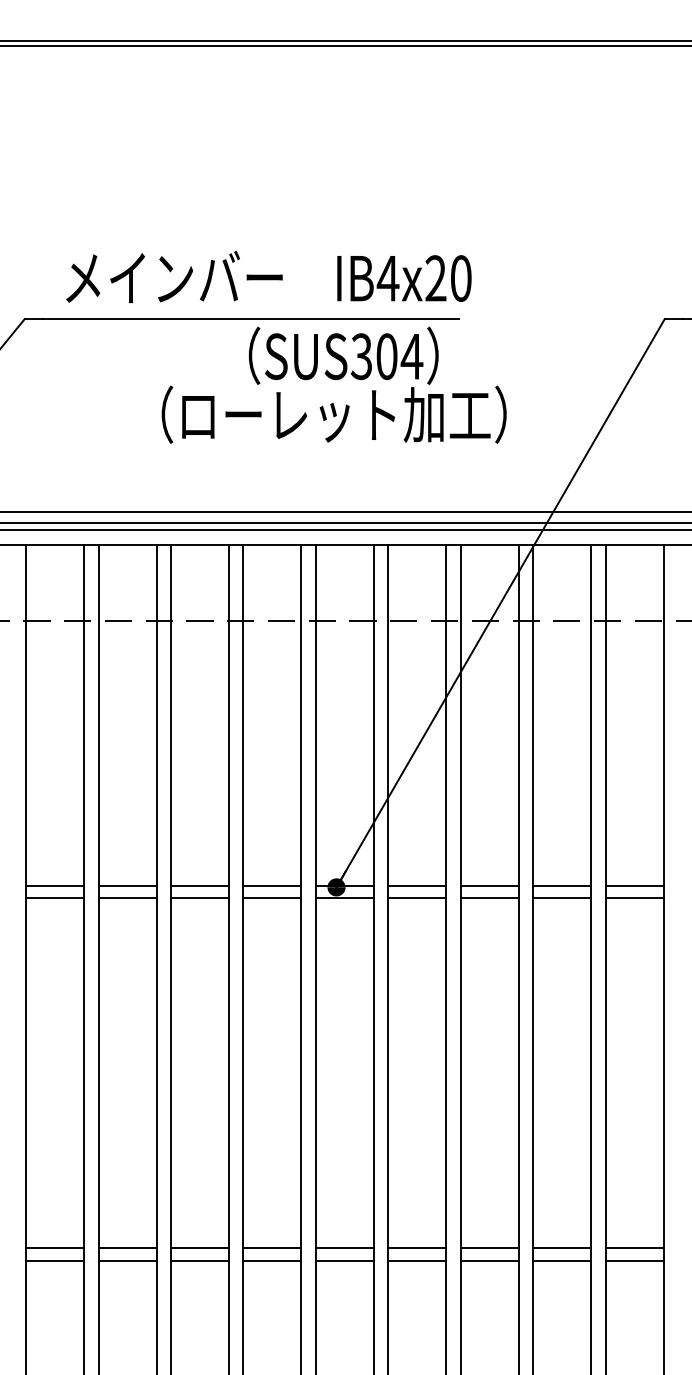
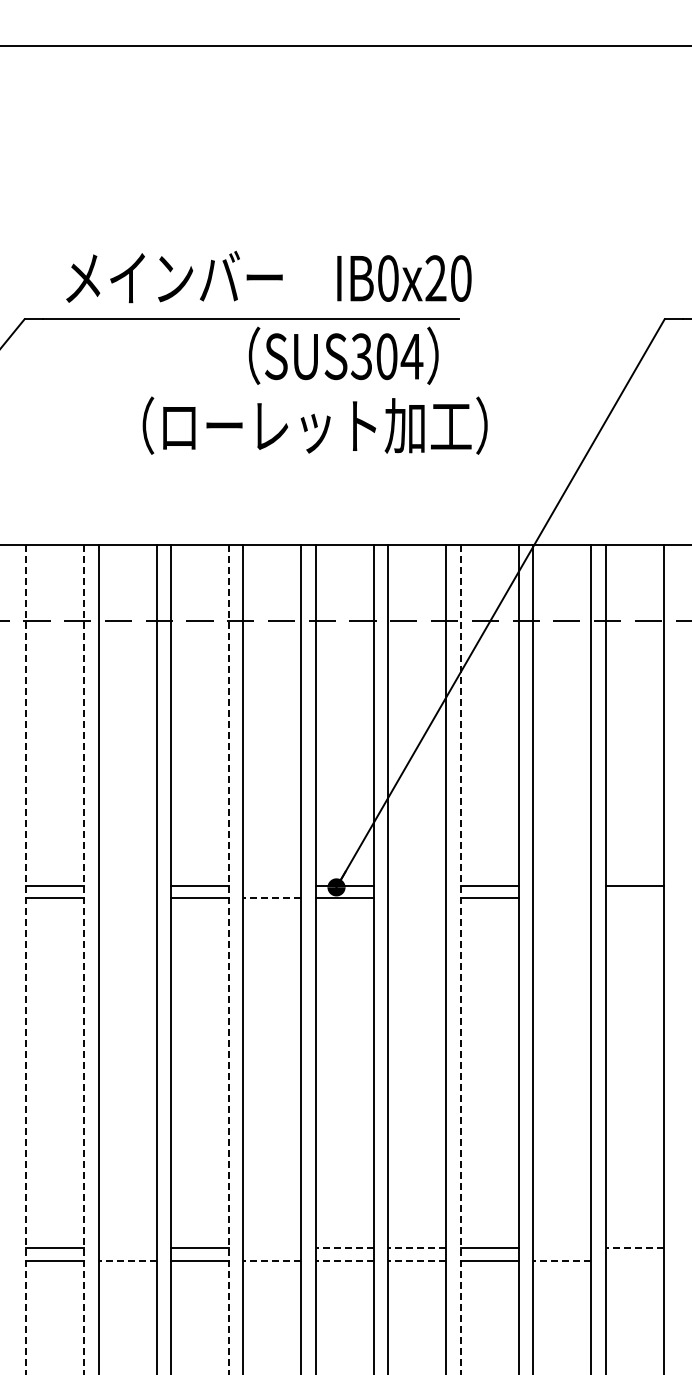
line: present -> none (345, 41)
text: IB4x20 -> IB0x20 (387, 278)
text position: (333, 414) -> (314, 425) (314, 425)
line: present -> none (345, 512)
line: present -> none (345, 523)
line: present -> none (345, 530)
line: present -> none (127, 885)
line: present -> none (272, 885)
line: present -> none (417, 885)
line: present -> none (562, 885)
line: present -> none (127, 898)
line: solid -> dashed (272, 898)
line: present -> none (417, 898)
line: present -> none (562, 898)
line: present -> none (634, 898)
line: solid -> dashed (26, 959)
line: solid -> dashed (84, 959)
line: solid -> dashed (228, 959)
line: solid -> dashed (460, 959)
line: present -> none (127, 1247)
line: present -> none (272, 1247)
line: solid -> dashed (344, 1247)
line: solid -> dashed (417, 1247)
line: present -> none (562, 1247)
line: solid -> dashed (634, 1247)
line: solid -> dashed (127, 1260)
line: solid -> dashed (272, 1260)
line: solid -> dashed (344, 1260)
line: solid -> dashed (417, 1260)
line: solid -> dashed (562, 1260)
line: present -> none (634, 1260)
